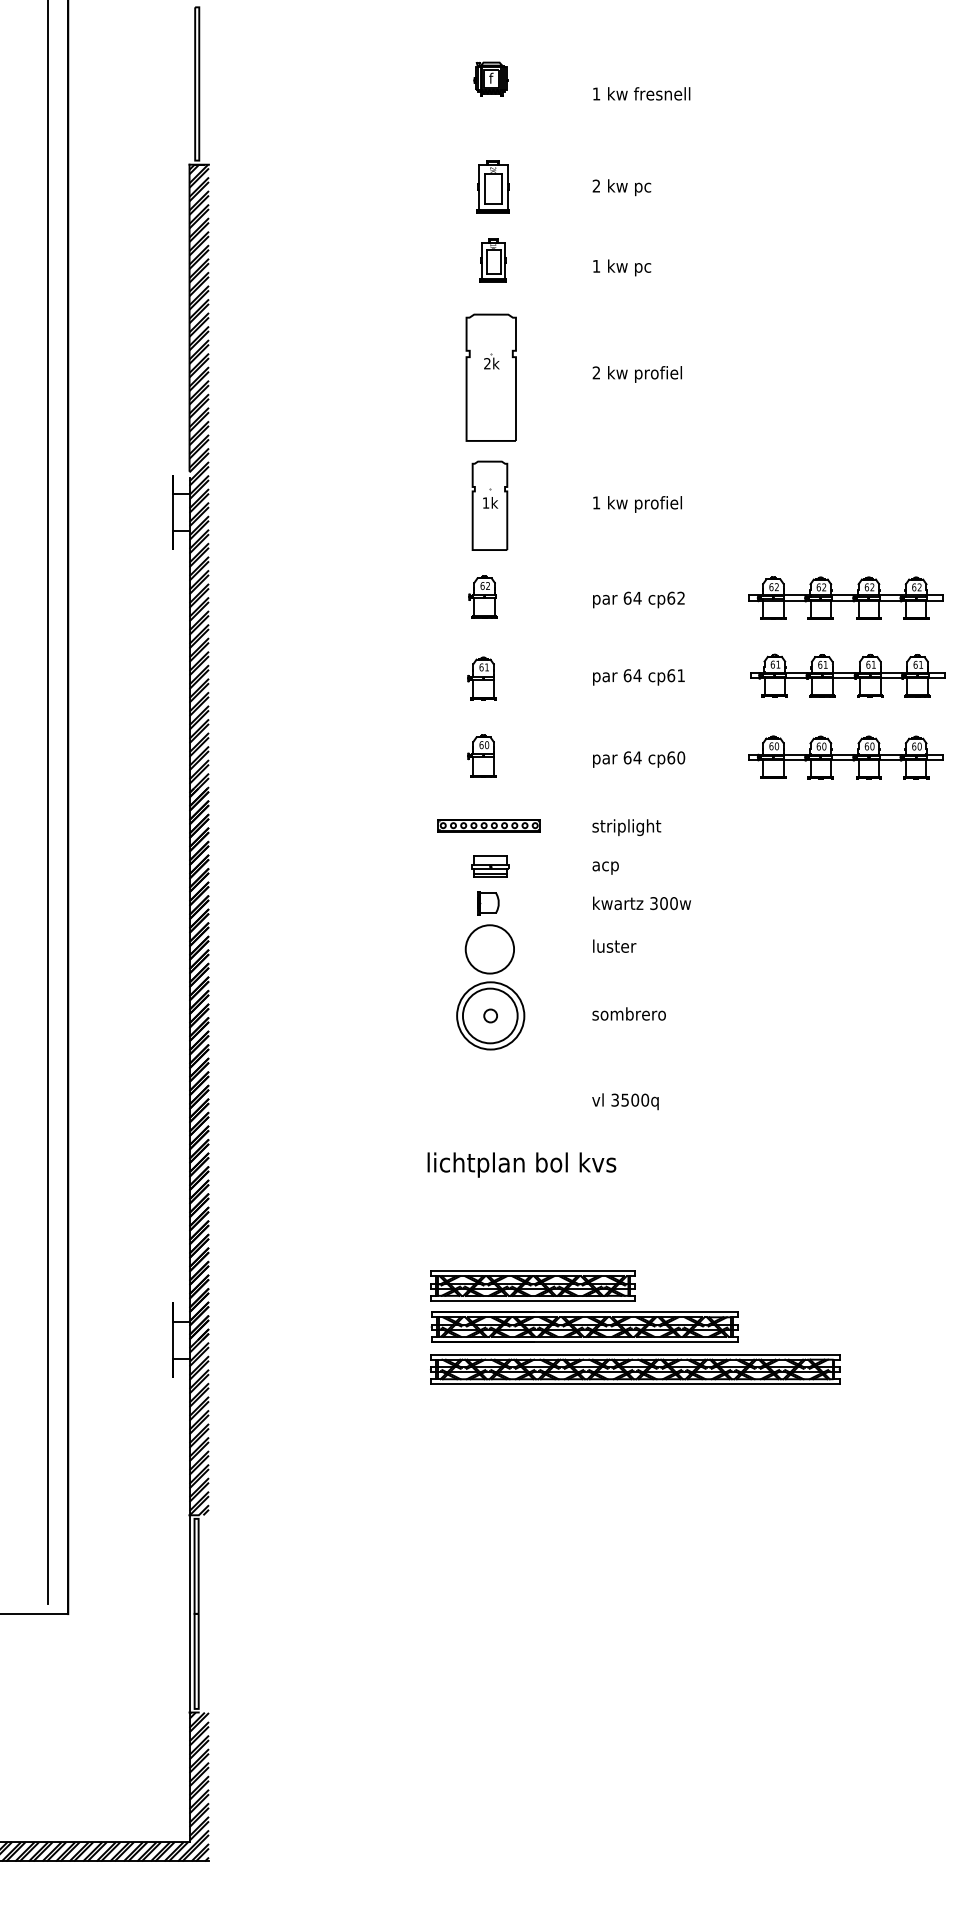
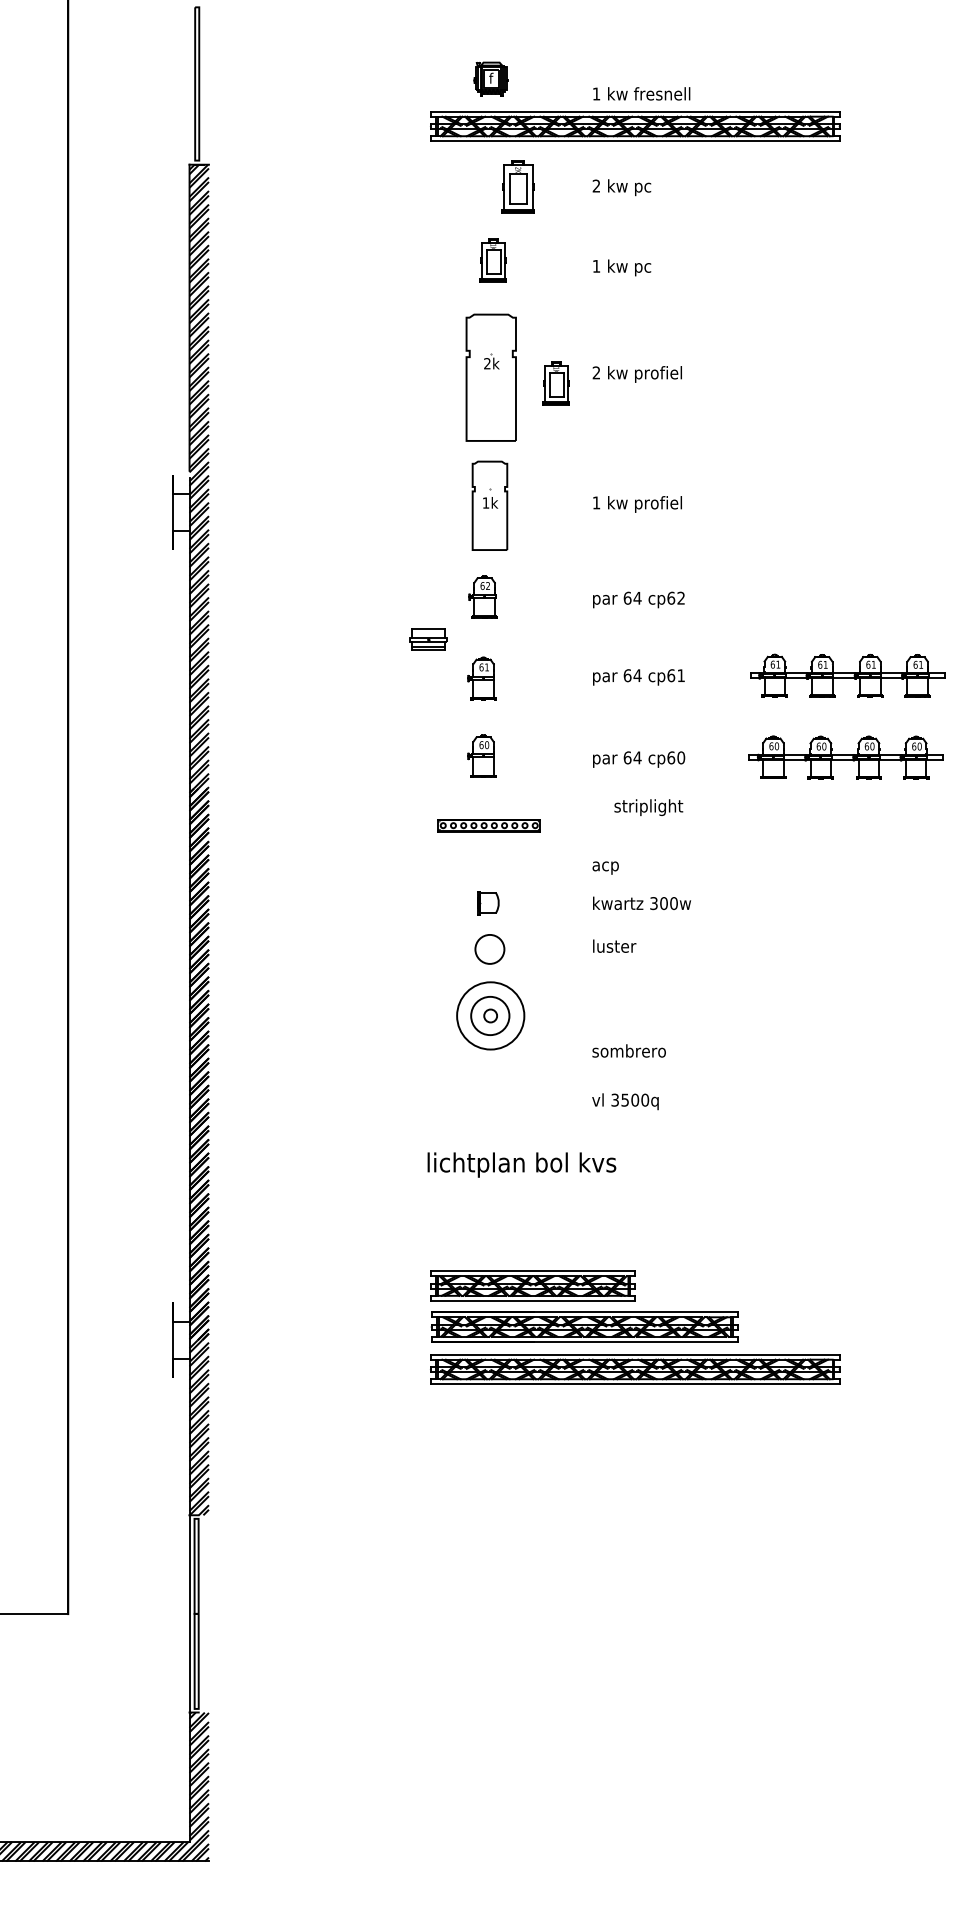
part: none -> present (635, 126)
part position: (492, 186) -> (517, 186) (517, 186)
part: none -> present (555, 383)
part: present -> none (845, 597)
line: present -> none (47, 802)
text position: (626, 827) -> (648, 807) (648, 807)
part position: (490, 866) -> (428, 639) (428, 639)
circle diameter: 48 px -> 29 px (489, 948)
text position: (628, 1013) -> (628, 1050) (628, 1050)
circle diameter: 55 px -> 38 px (490, 1015)
